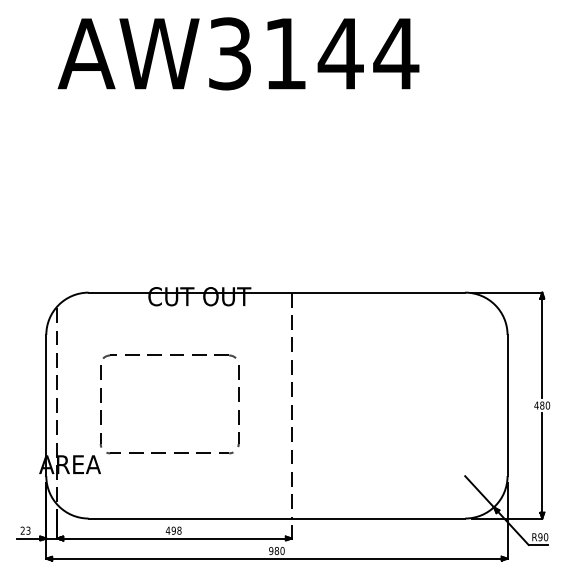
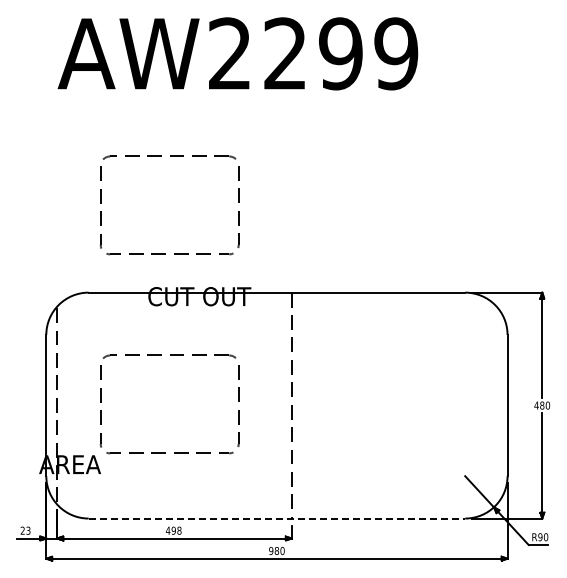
text: AW3144 -> AW2299 (314, 53)
part: none -> present (165, 253)
line: solid -> dashed (277, 518)
